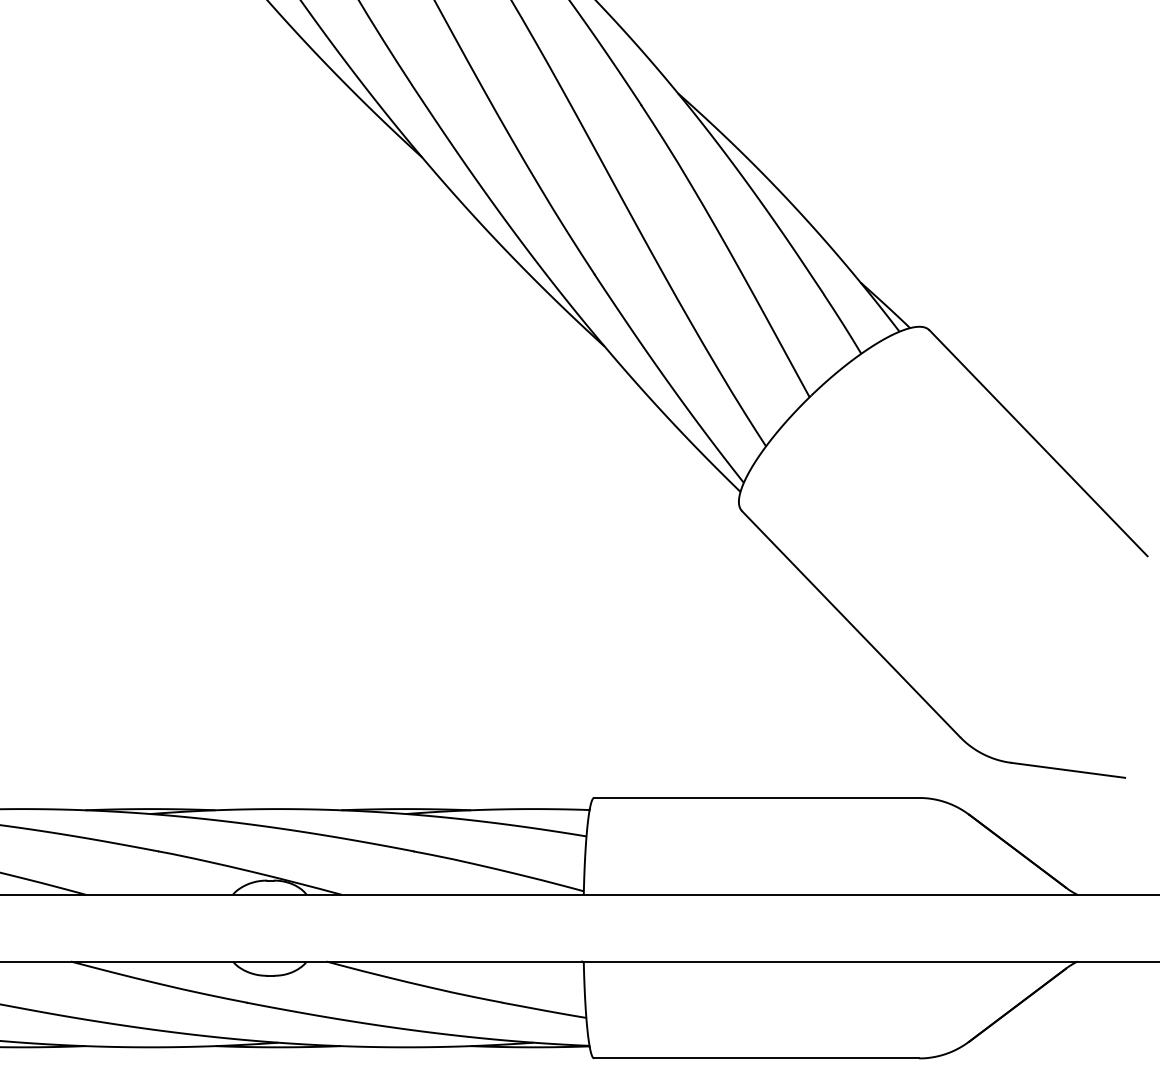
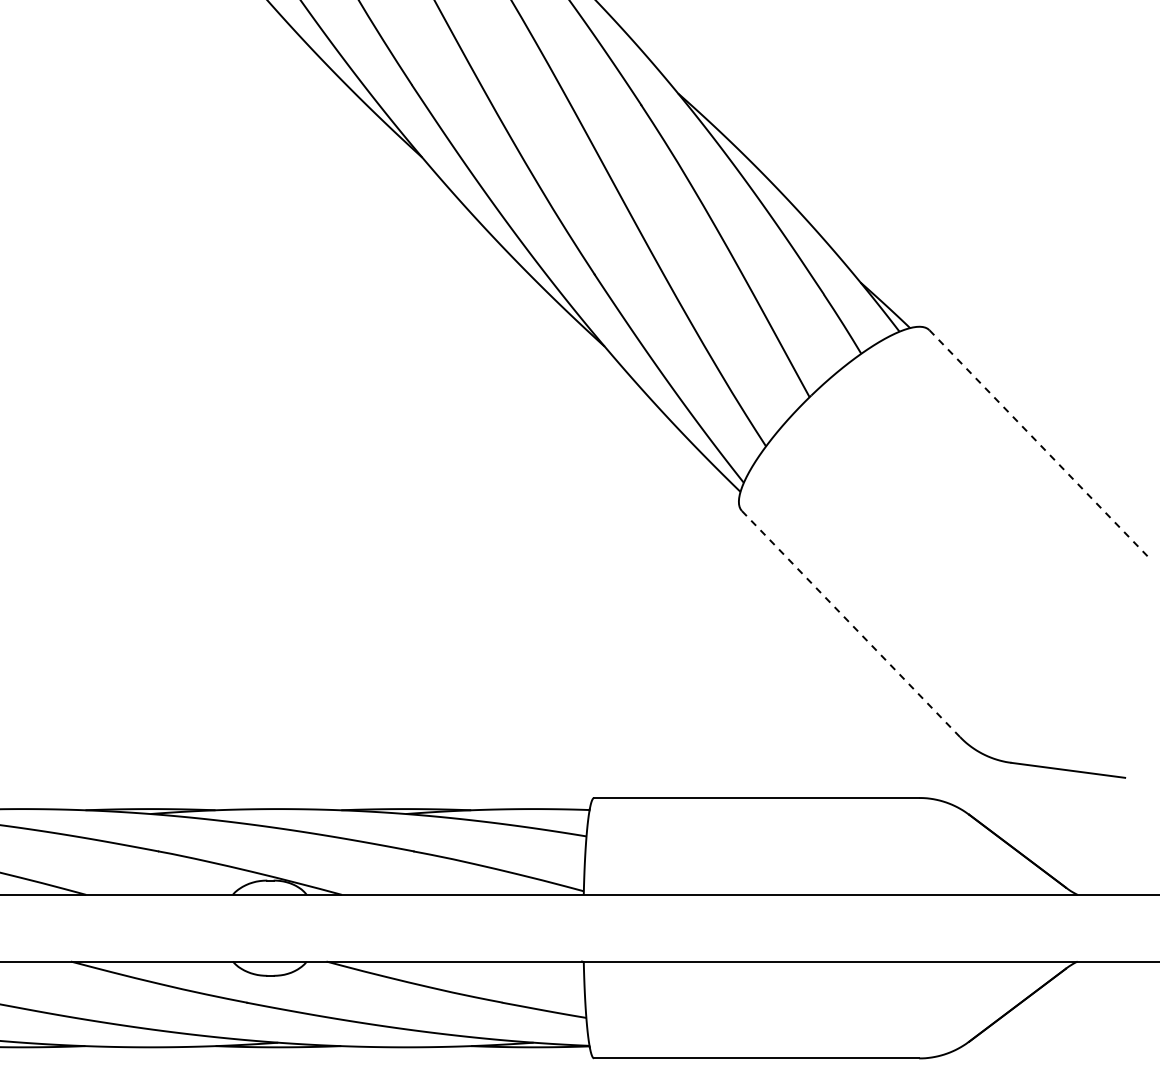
line: solid -> dashed (1038, 442)
line: solid -> dashed (851, 624)
